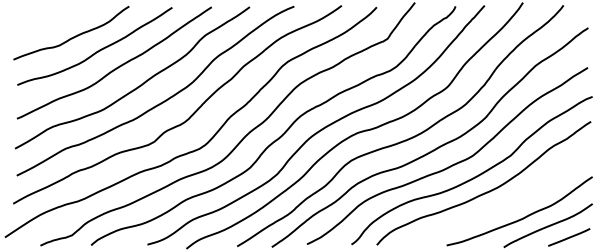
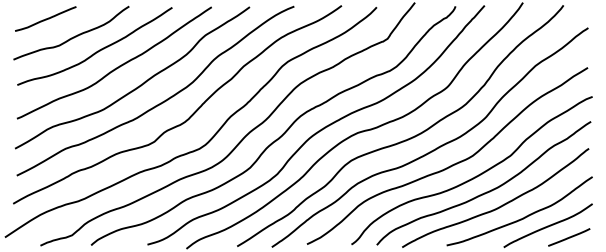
curve: none -> present (45, 18)
curve: none -> present (500, 205)
